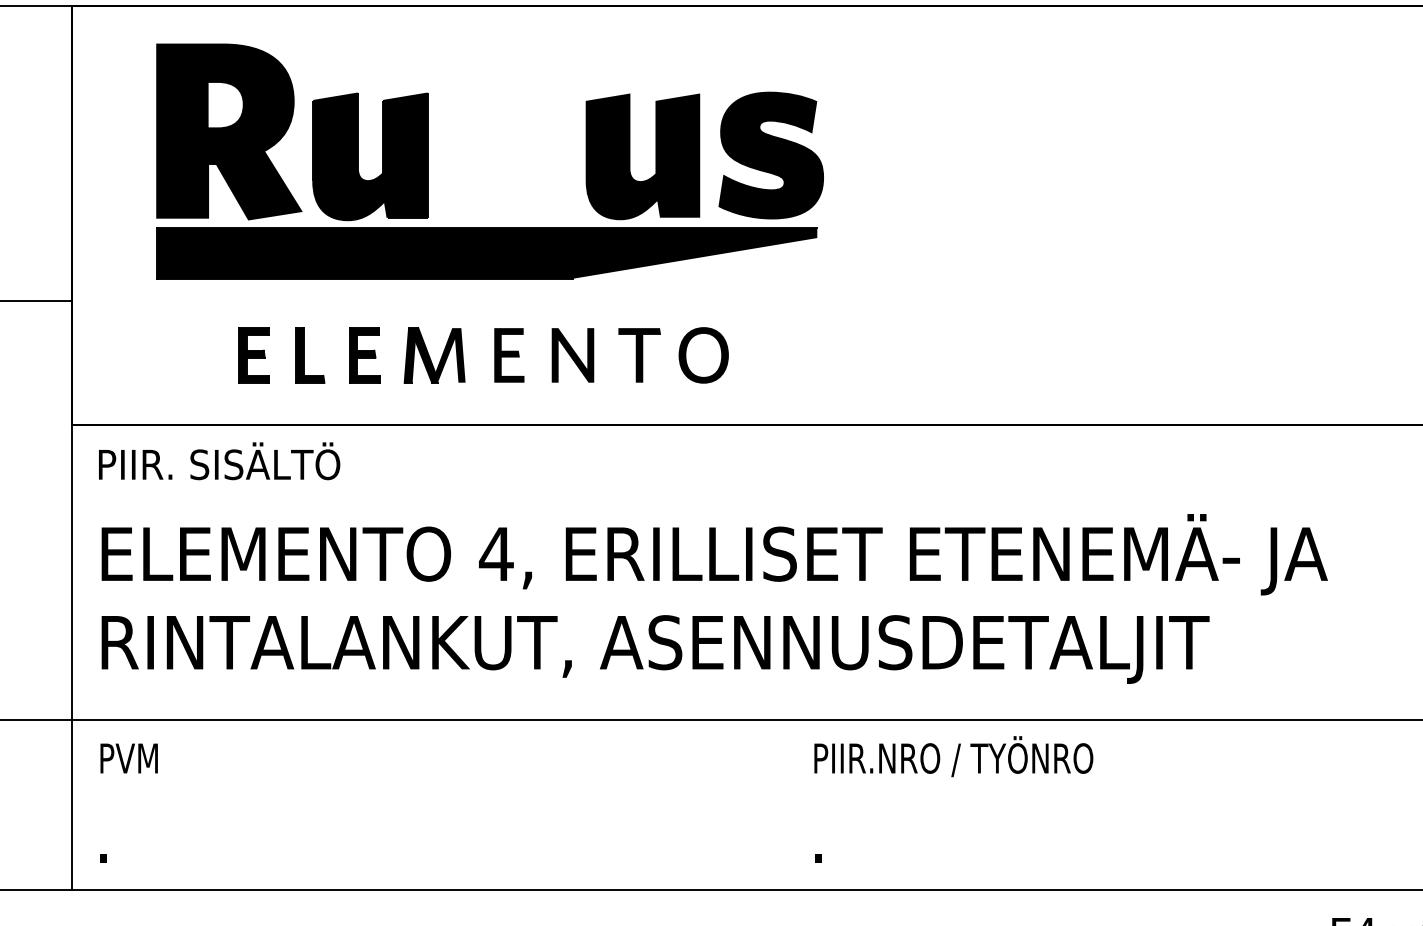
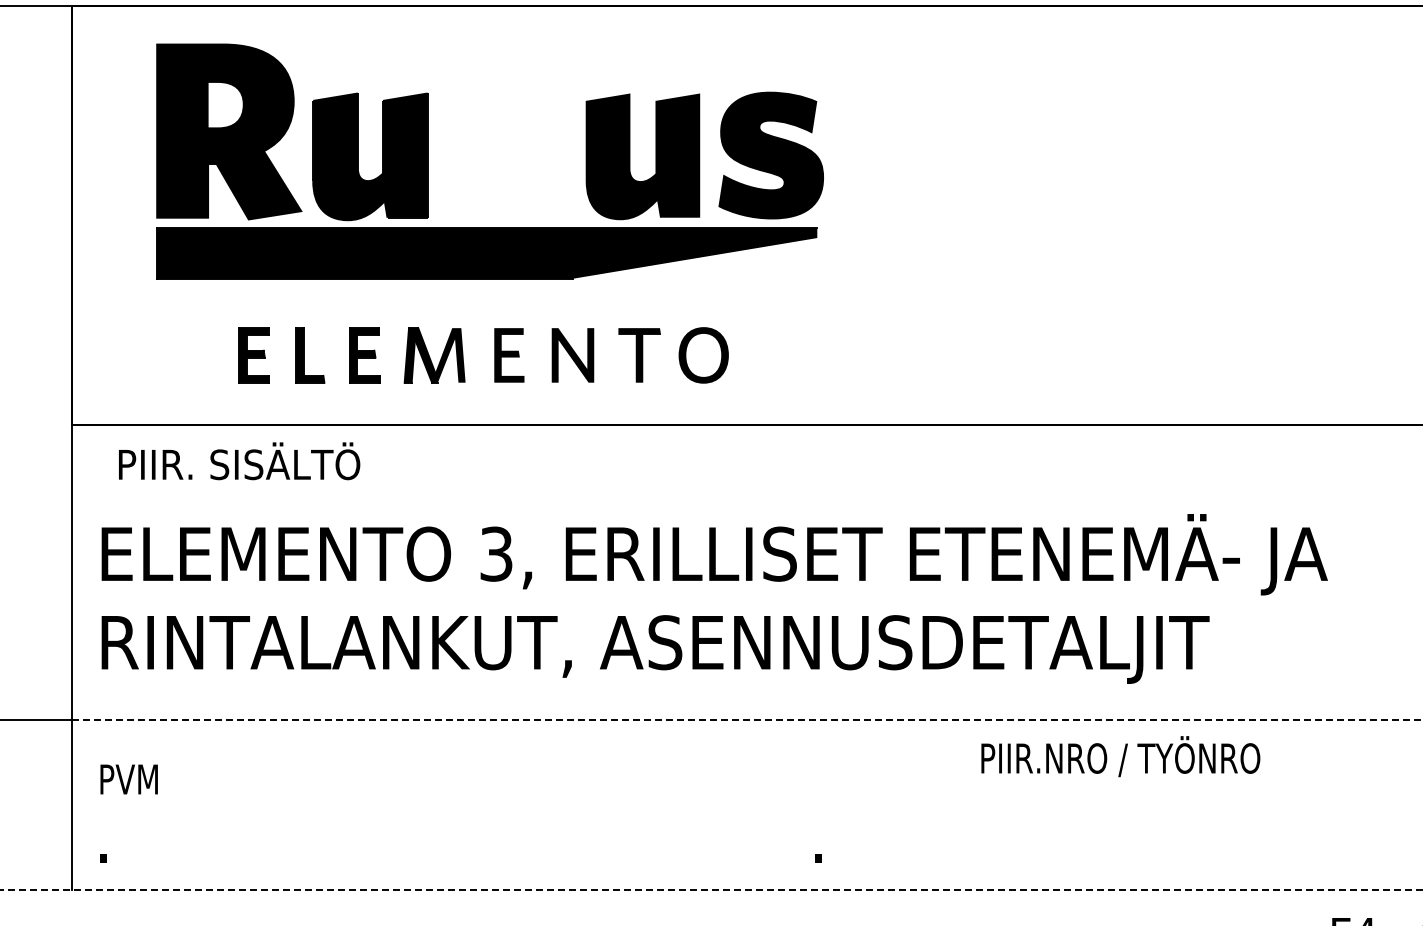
line: present -> none (36, 300)
text position: (219, 461) -> (239, 461) (239, 461)
text: 4, -> 3, (496, 553)
line: solid -> dashed (747, 719)
text position: (953, 756) -> (1120, 756) (1120, 756)
text position: (128, 758) -> (128, 779) (128, 779)
line: solid -> dashed (711, 889)
